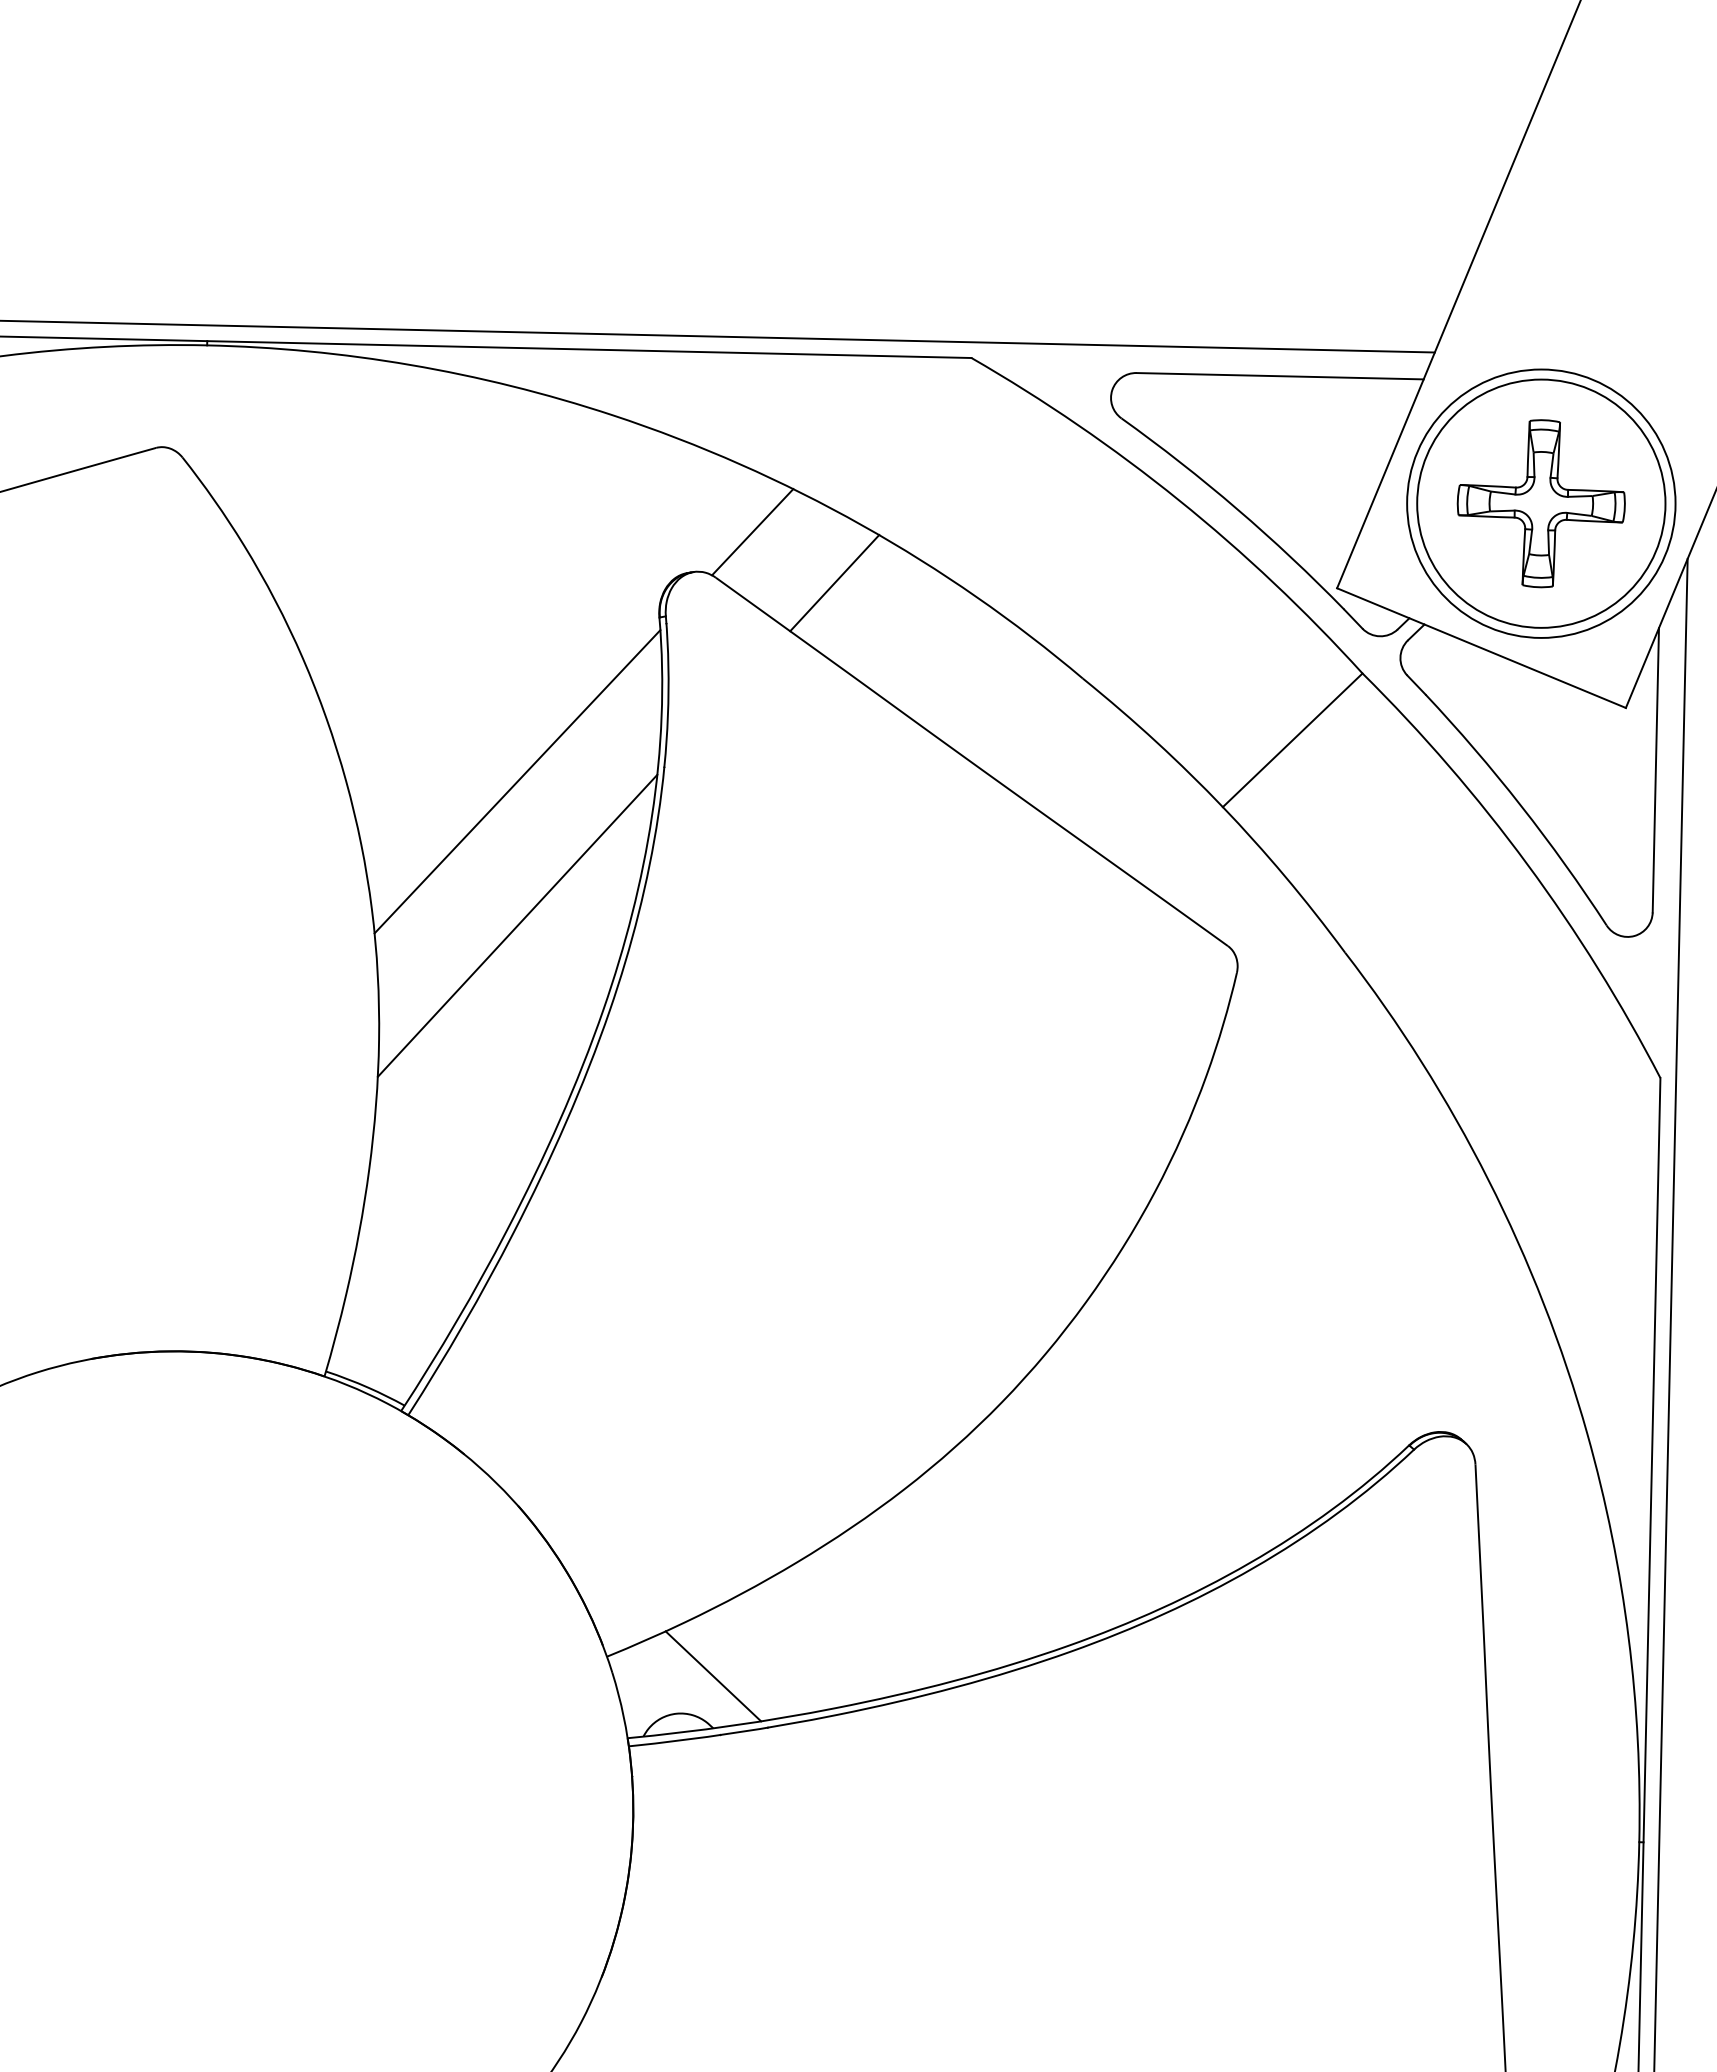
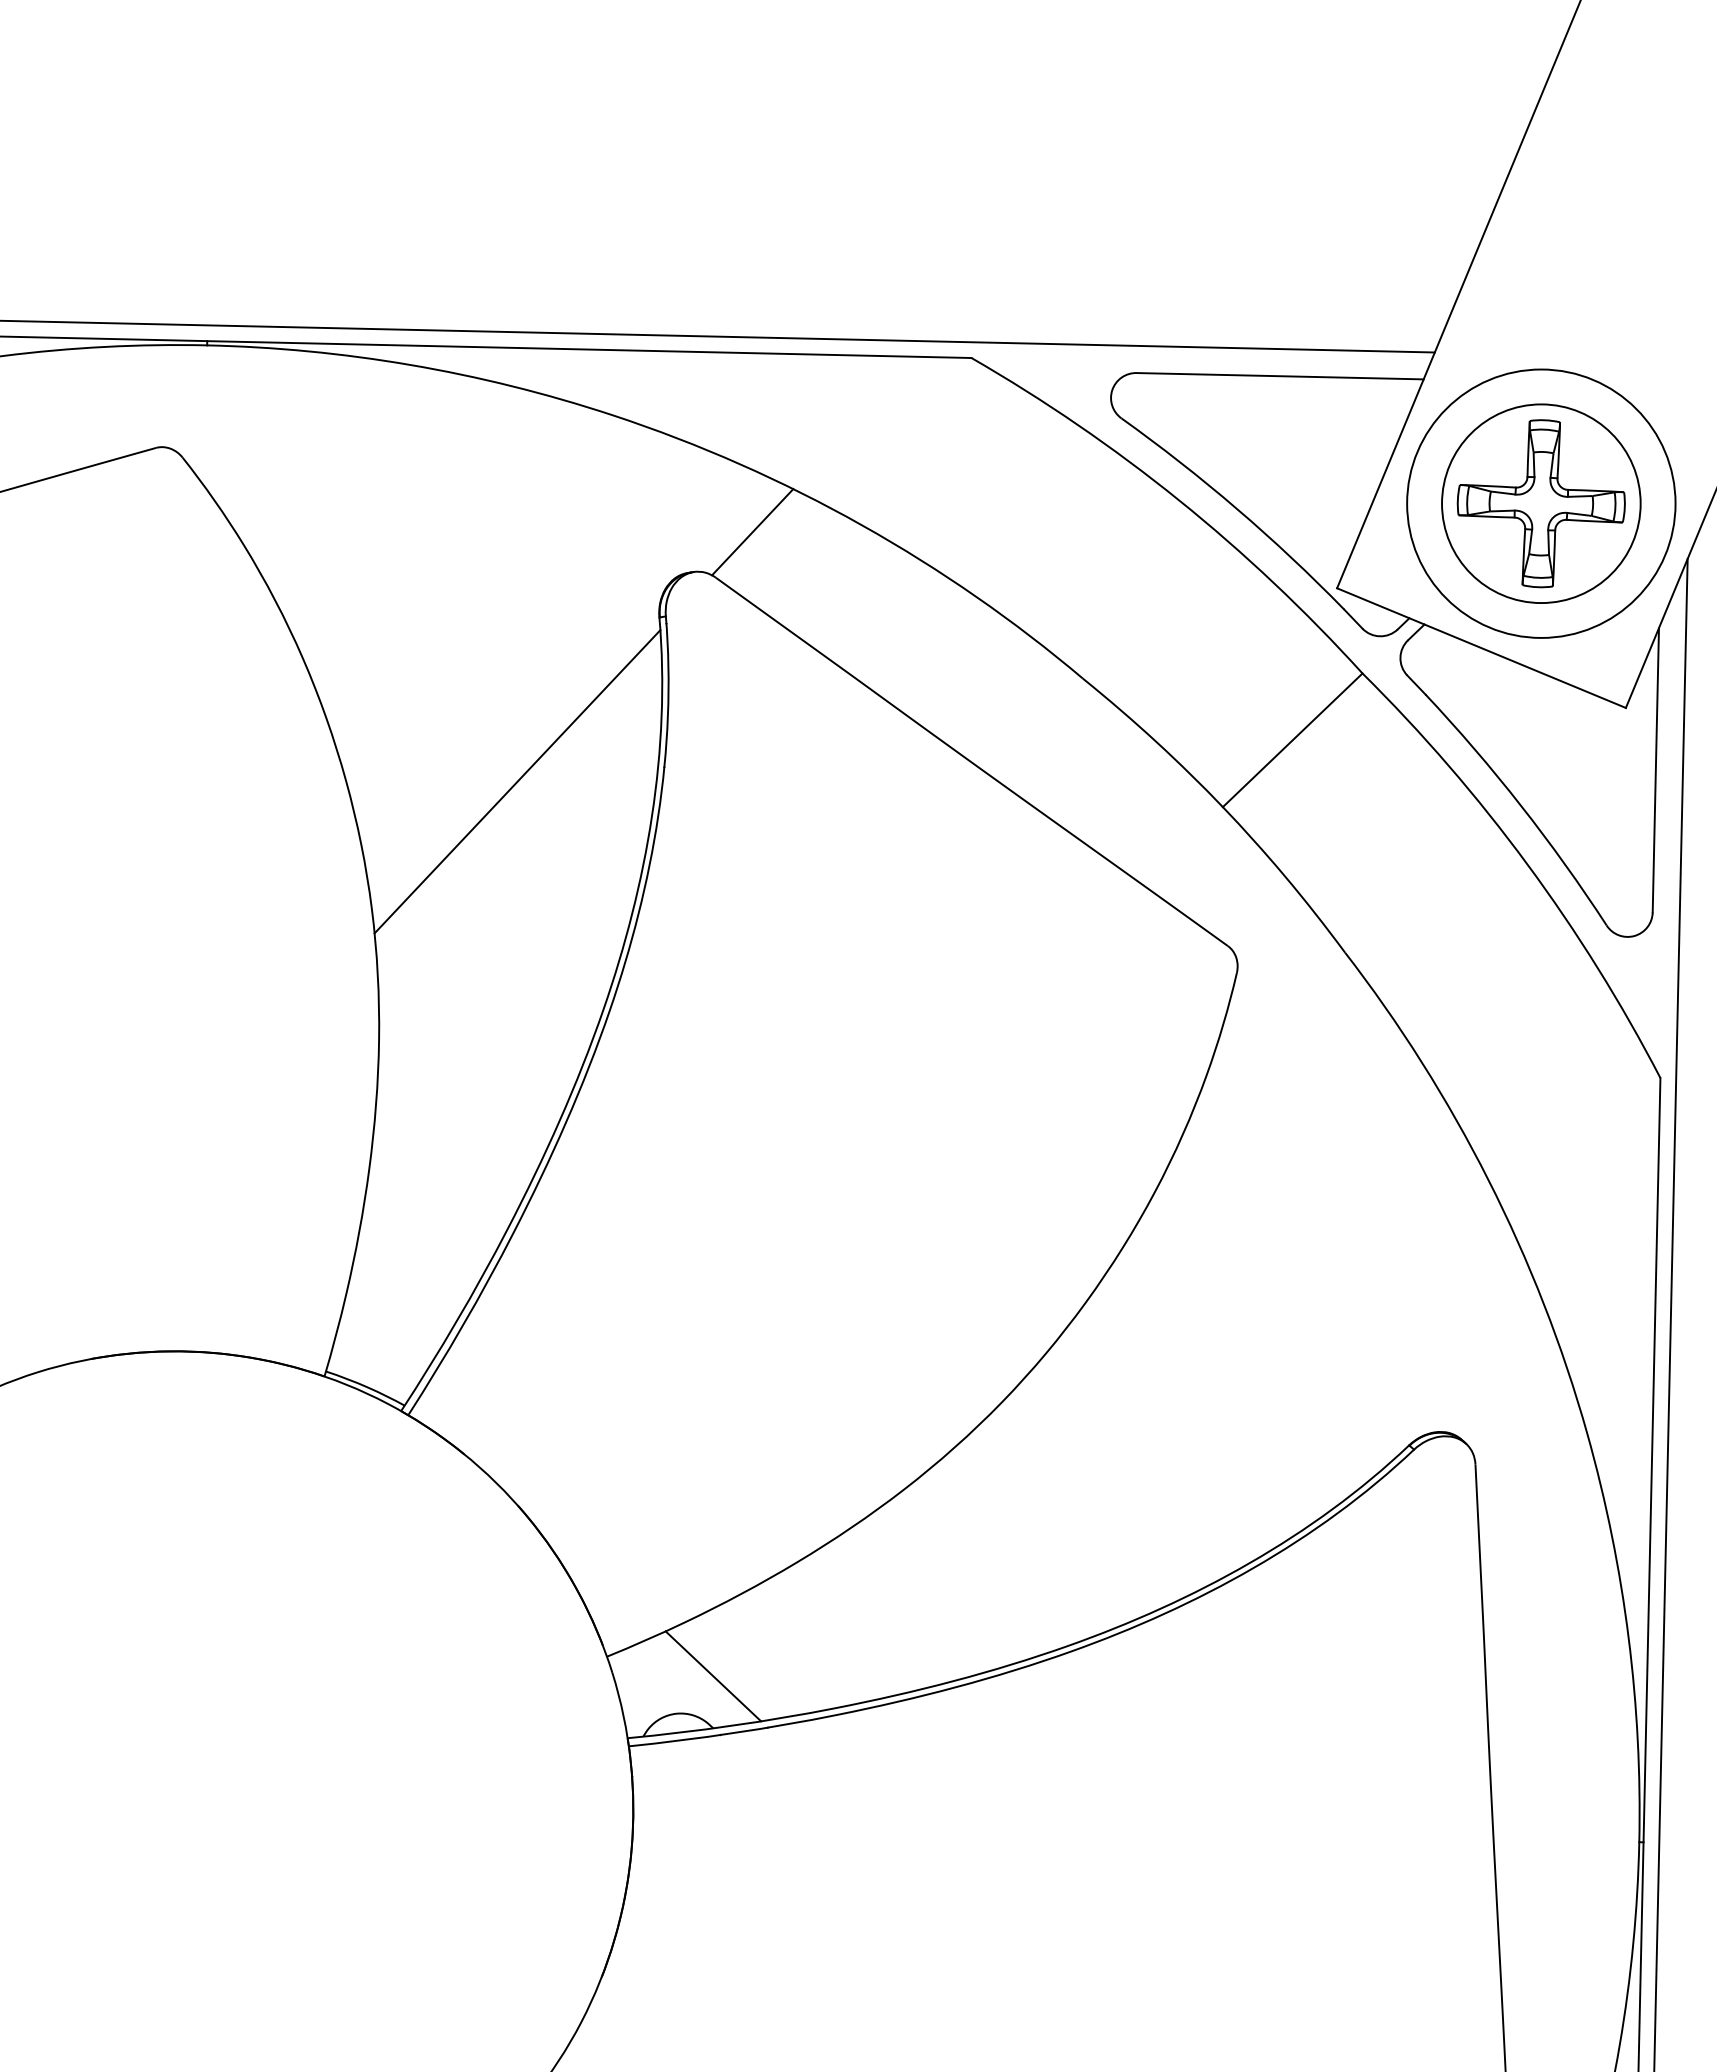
circle diameter: 248 px -> 199 px (1541, 503)
line: present -> none (834, 583)
line: present -> none (517, 925)
